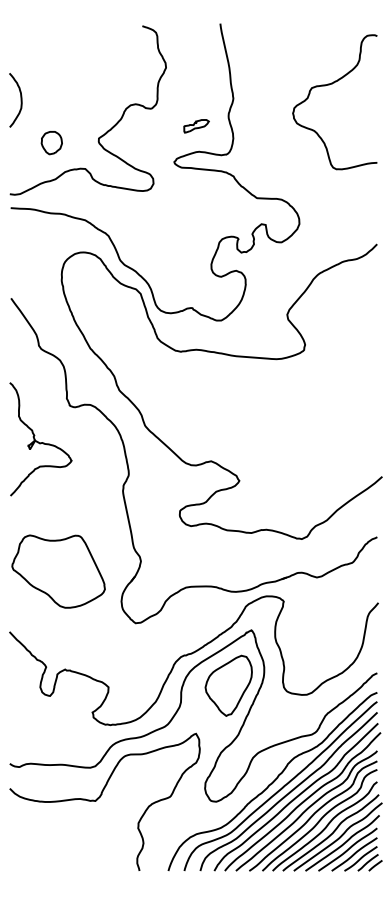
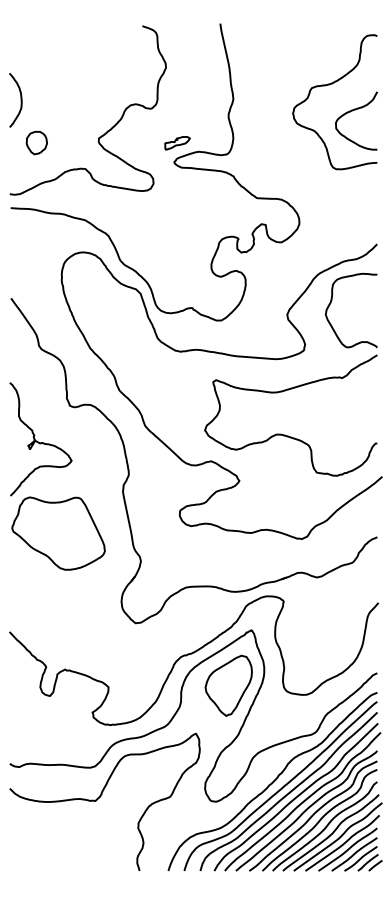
curve: none -> present (352, 111)
part position: (196, 126) -> (177, 143) (177, 143)
part position: (51, 143) -> (36, 143) (36, 143)
part: none -> present (294, 386)
part position: (58, 571) -> (58, 533) (58, 533)
